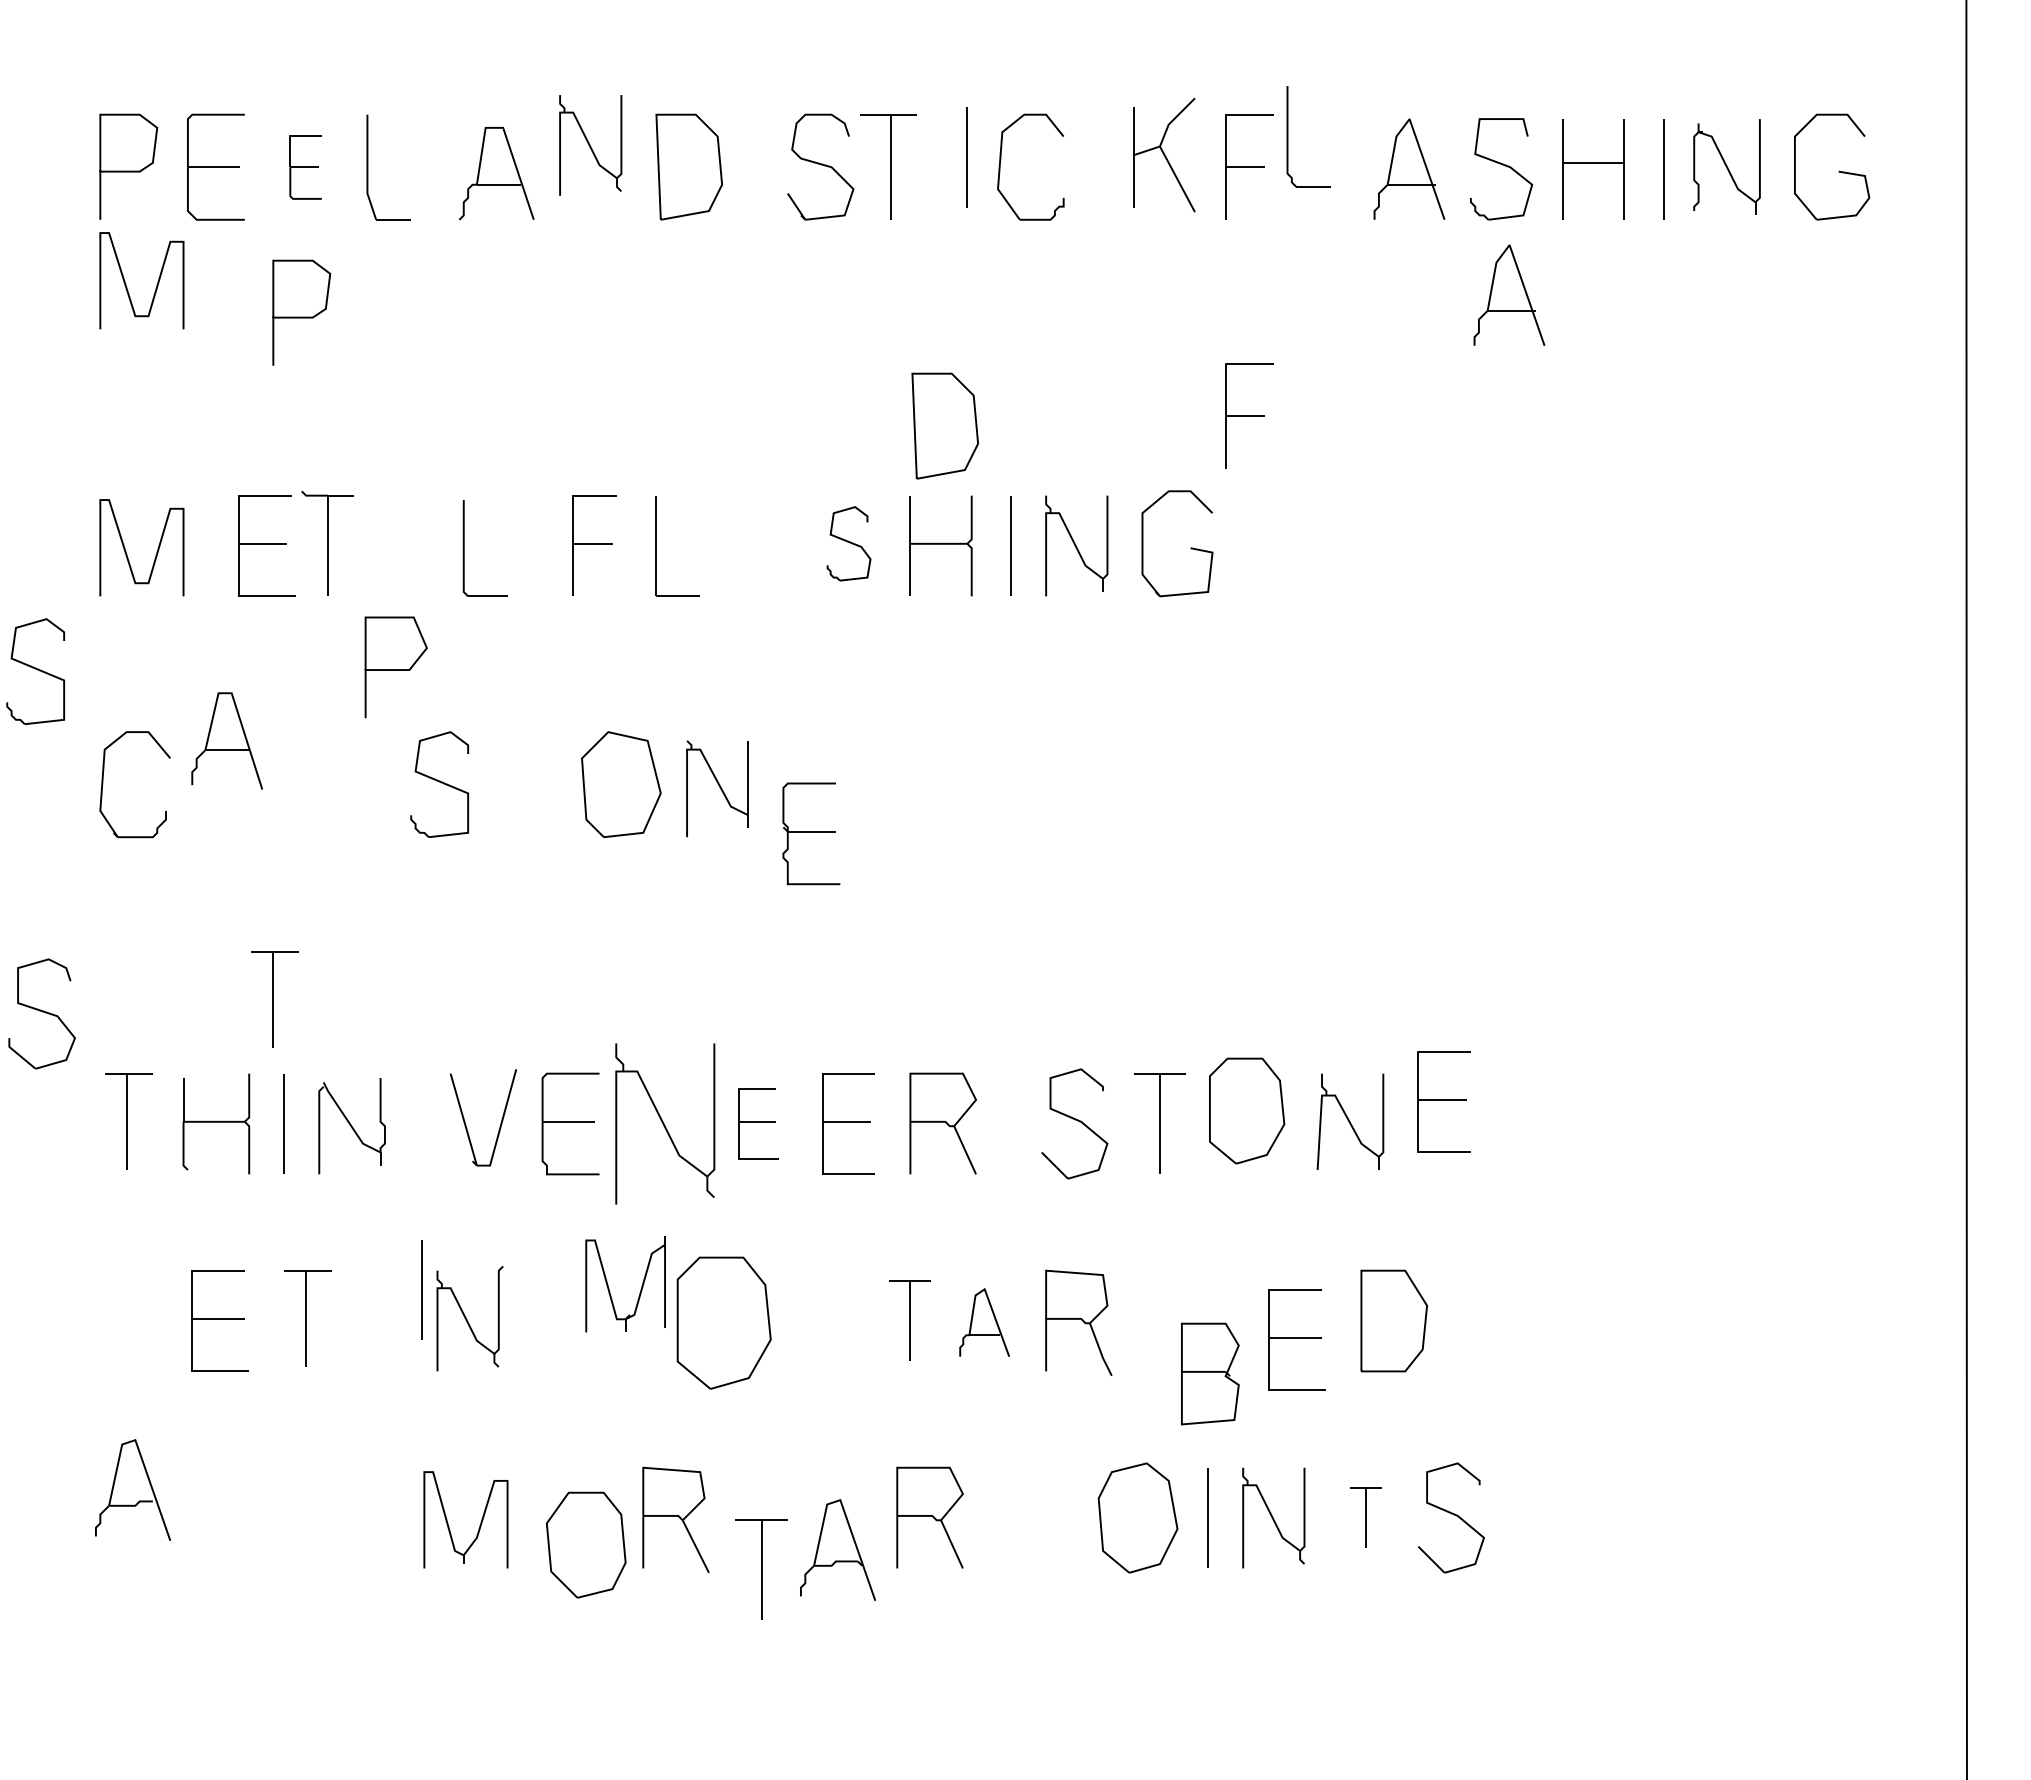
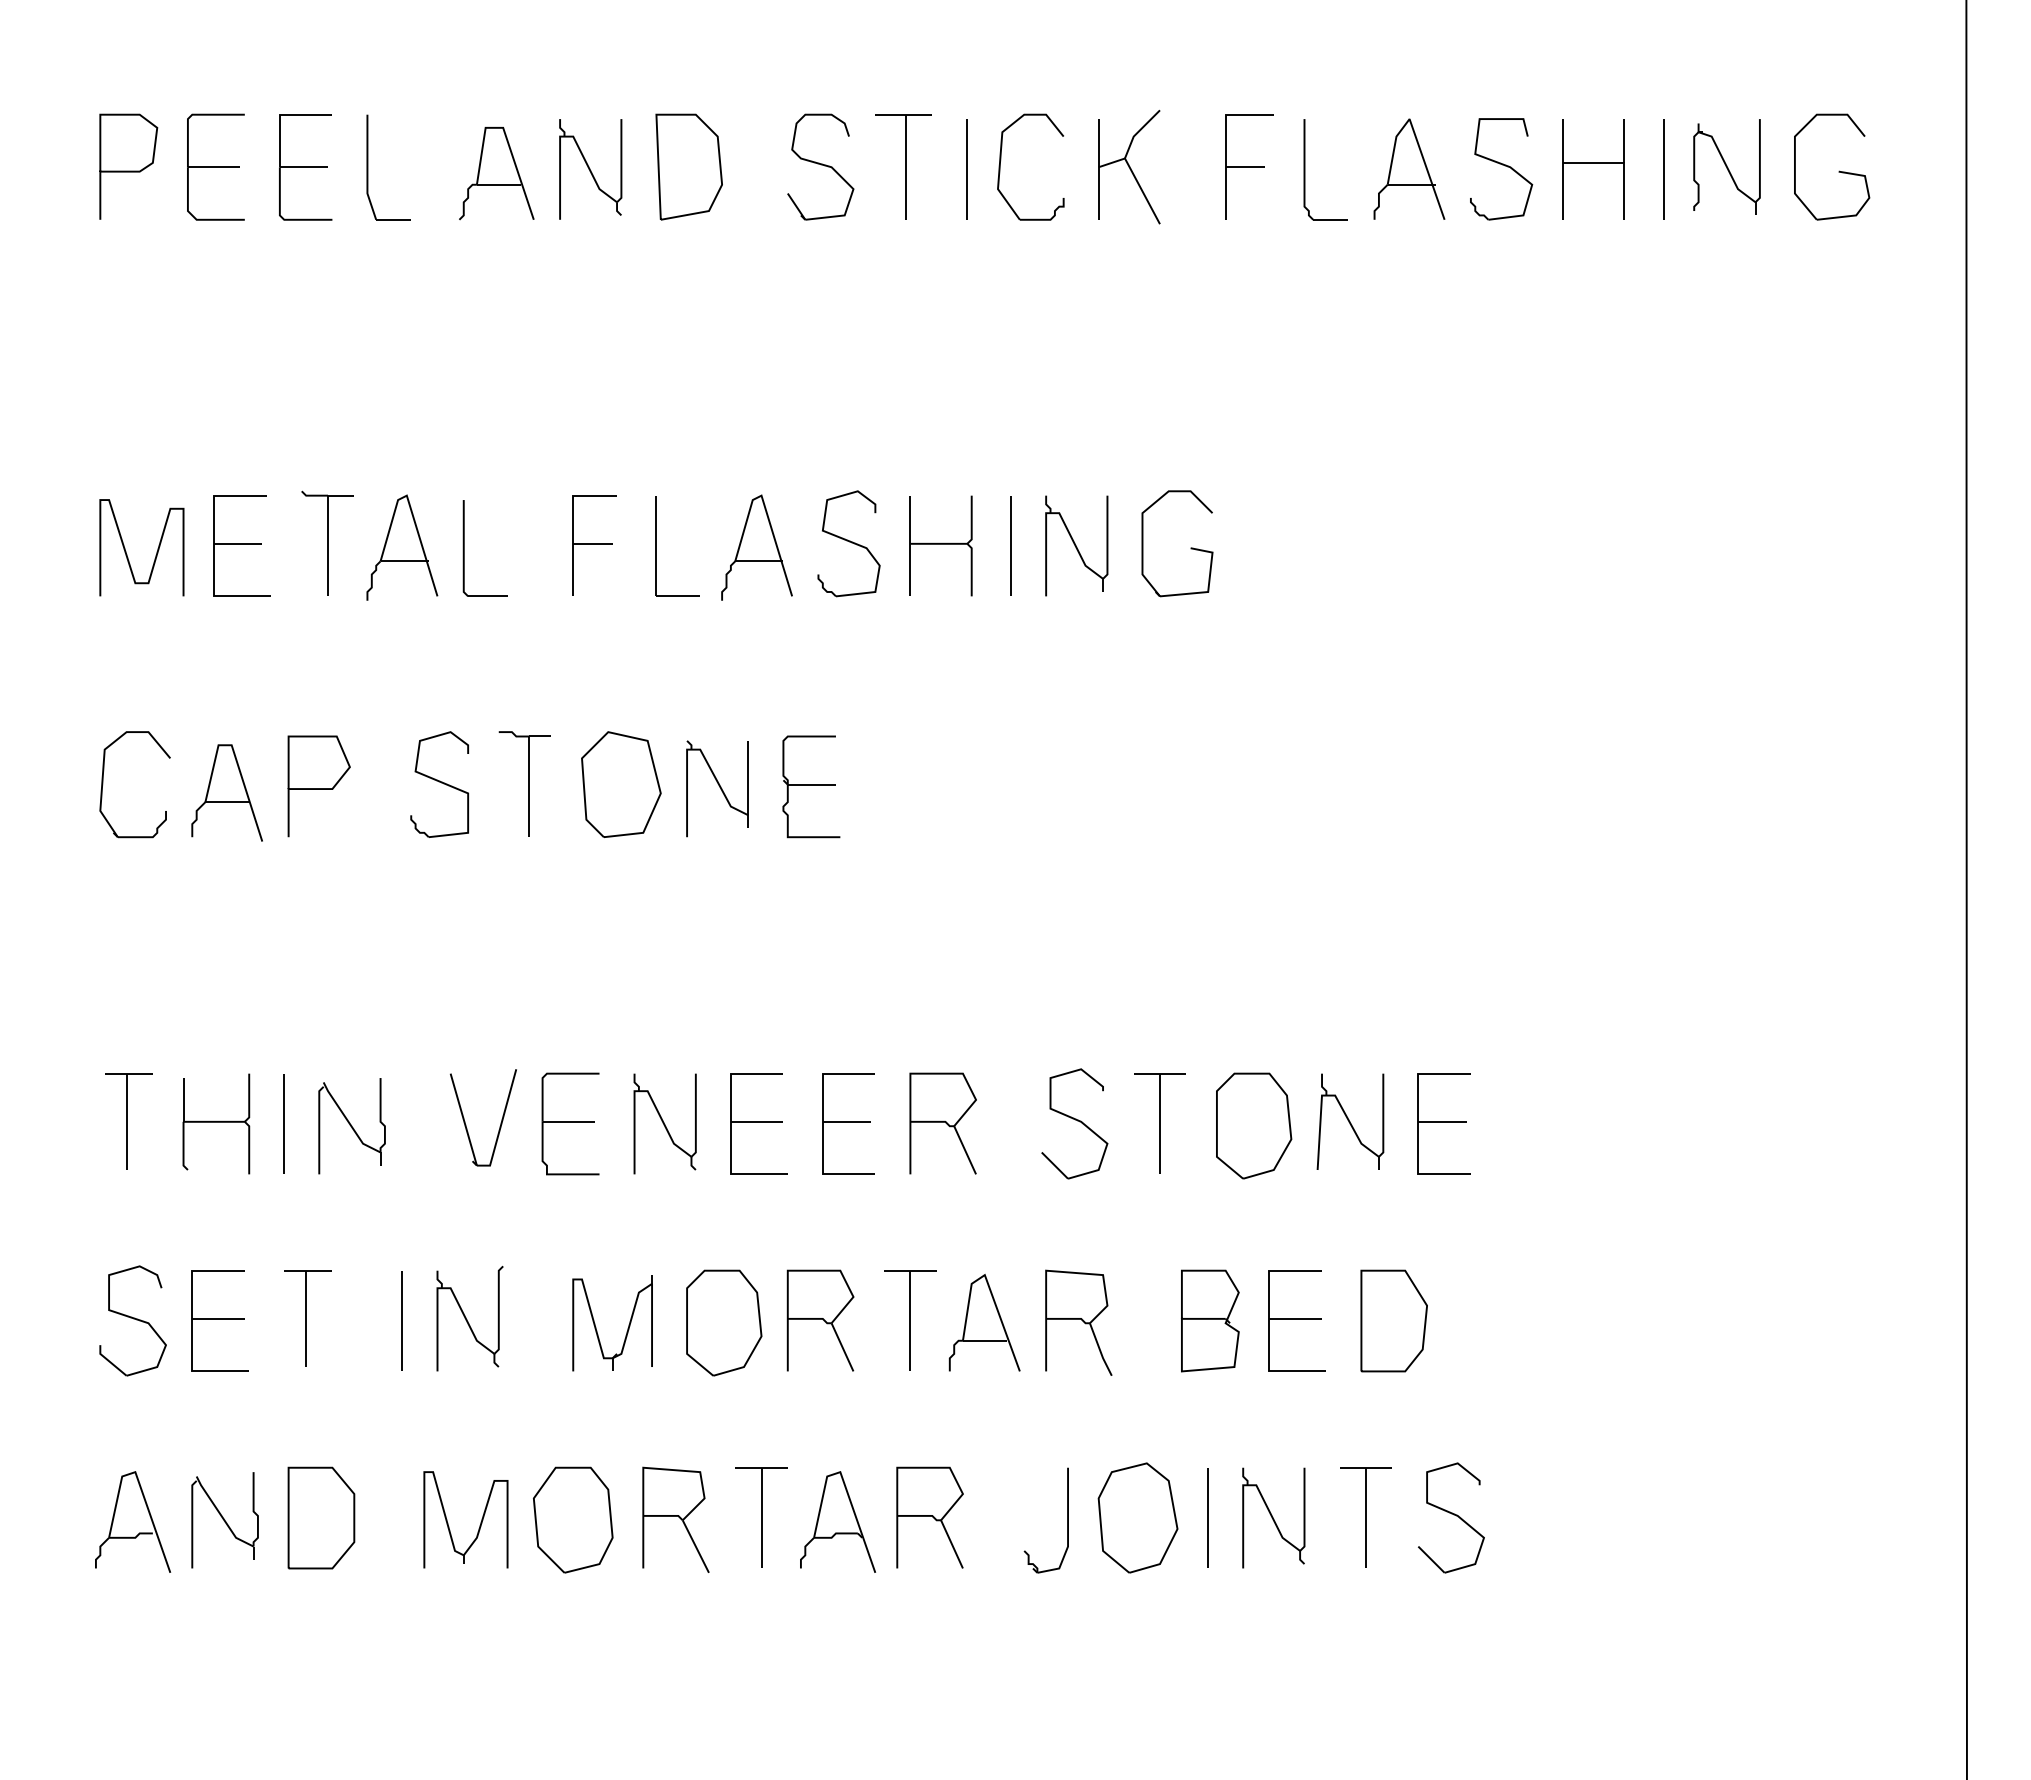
part position: (1288, 136) -> (1305, 169) (1305, 169)
part position: (590, 145) -> (590, 169) (590, 169)
part position: (1164, 154) -> (1129, 166) (1129, 166)
line position: (966, 157) -> (966, 169) (966, 169)
part position: (888, 166) -> (903, 166) (903, 166)
part size: 33x65 px -> 54x107 px (305, 167)
curve: present -> none (126, 284)
part: present -> none (1509, 294)
curve: present -> none (301, 316)
part: present -> none (1249, 415)
part: present -> none (944, 425)
part size: 46x76 px -> 64x108 px (848, 543)
part position: (266, 545) -> (241, 545) (241, 545)
part: none -> present (402, 547)
part: none -> present (756, 547)
curve position: (395, 669) -> (318, 788) (318, 788)
part: present -> none (35, 671)
part position: (226, 740) -> (226, 792) (226, 792)
part: none -> present (524, 783)
part position: (811, 833) -> (811, 786) (811, 786)
part: present -> none (274, 999)
part position: (41, 1013) -> (132, 1320) (132, 1320)
part position: (1443, 1101) -> (1443, 1123) (1443, 1123)
part position: (1247, 1110) -> (1254, 1125) (1254, 1125)
part size: 101x162 px -> 64x102 px (664, 1123)
part size: 41x72 px -> 58x102 px (758, 1123)
line position: (421, 1289) -> (401, 1320) (401, 1320)
part position: (640, 1289) -> (627, 1328) (627, 1328)
part: none -> present (820, 1320)
part size: 42x81 px -> 53x101 px (910, 1320)
part size: 96x134 px -> 77x108 px (724, 1322)
part size: 51x69 px -> 73x99 px (984, 1322)
part position: (1296, 1339) -> (1296, 1320) (1296, 1320)
part position: (1210, 1373) -> (1210, 1320) (1210, 1320)
part position: (139, 1500) -> (139, 1532) (139, 1532)
part: none -> present (321, 1517)
part size: 32x61 px -> 52x101 px (1365, 1517)
part: none -> present (224, 1520)
part: none -> present (1067, 1520)
part position: (586, 1544) -> (573, 1519) (573, 1519)
part position: (838, 1549) -> (838, 1521) (838, 1521)
part position: (761, 1569) -> (761, 1517) (761, 1517)
